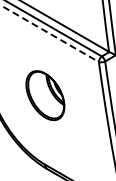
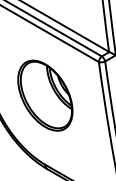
line: dashed -> solid (49, 33)
part size: 41x52 px -> 57x73 px (45, 95)
